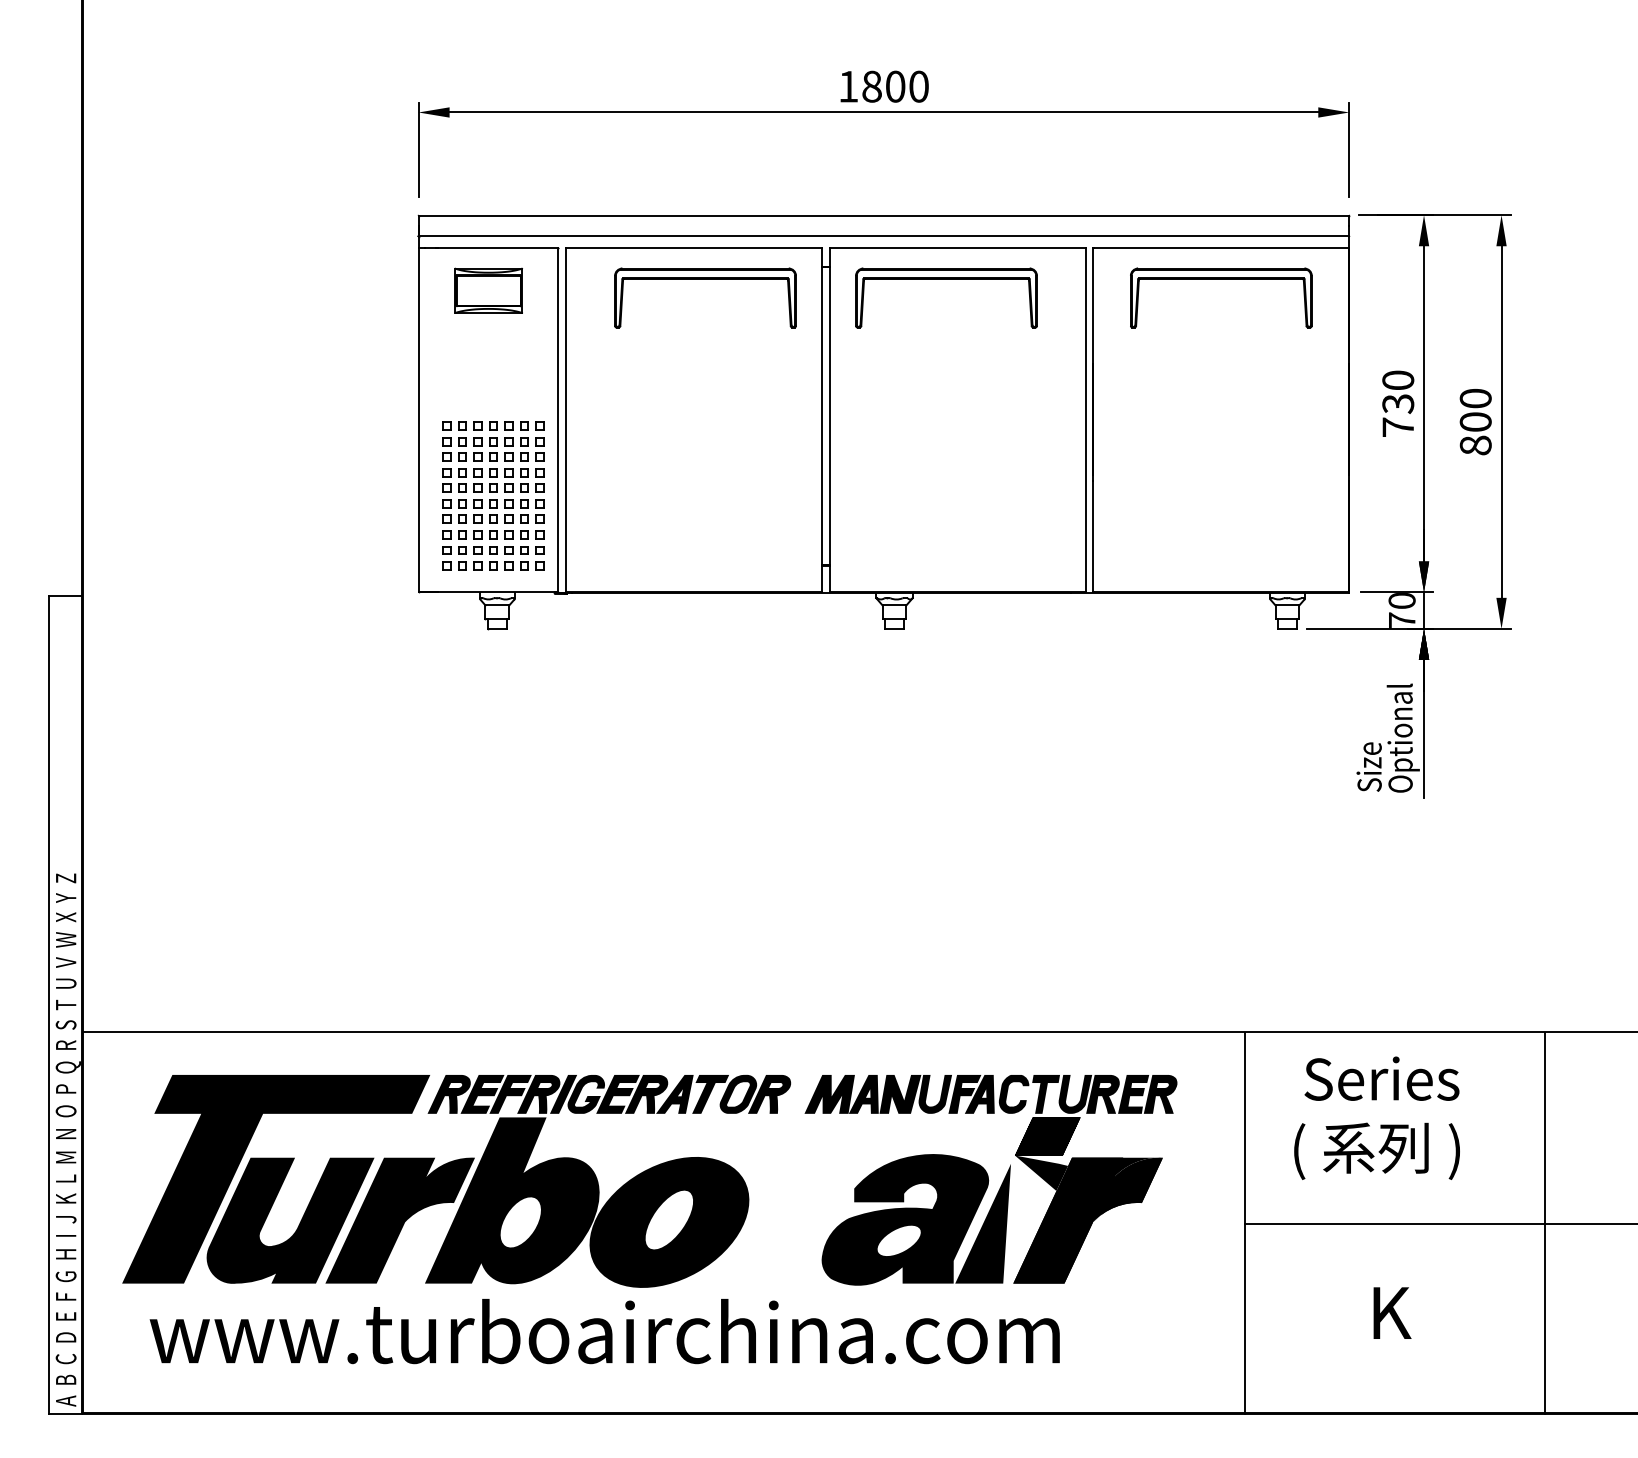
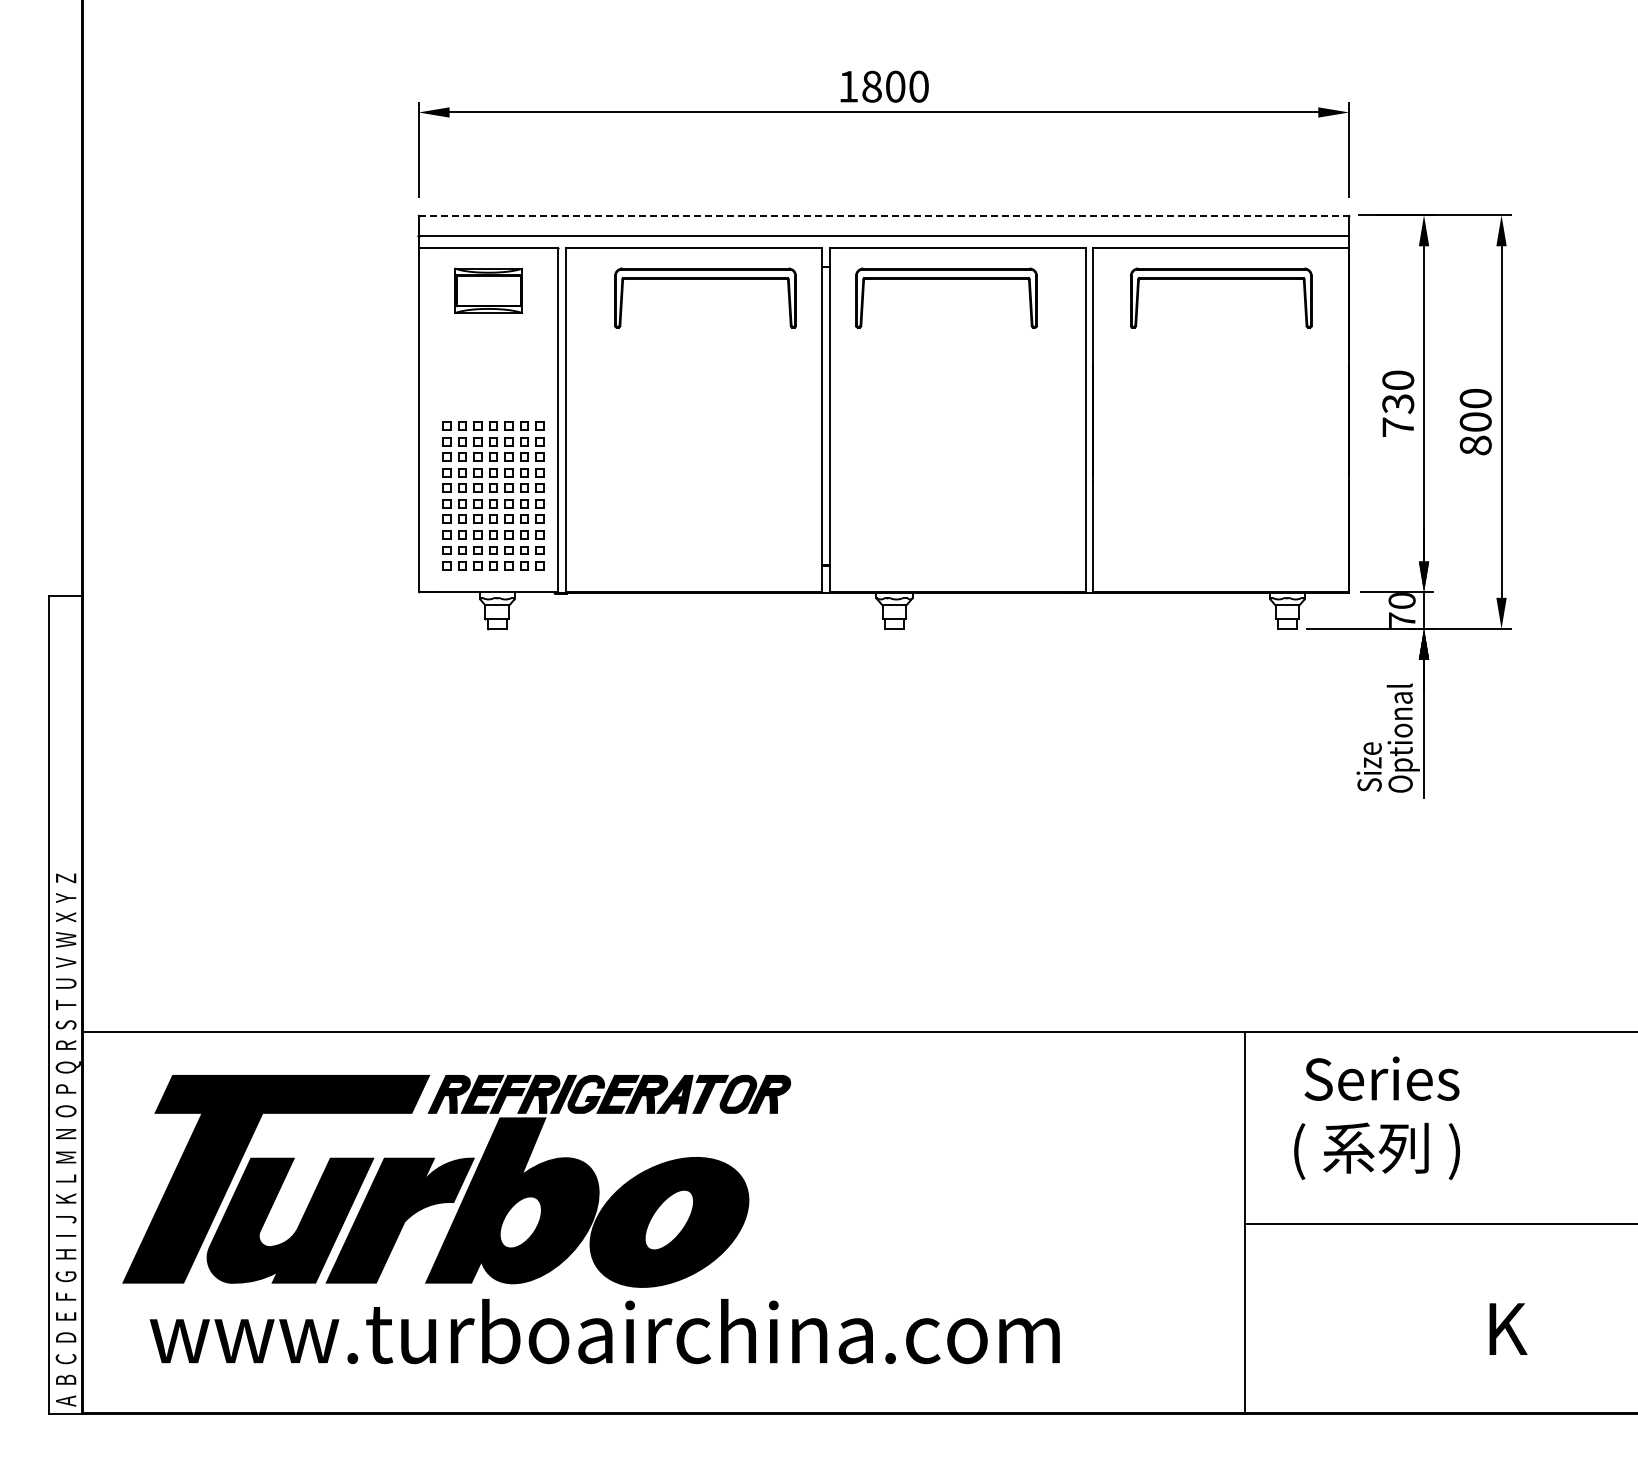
line: solid -> dashed (884, 215)
part: present -> none (990, 1180)
line: present -> none (1545, 1223)
text position: (1392, 1312) -> (1508, 1328) (1508, 1328)
